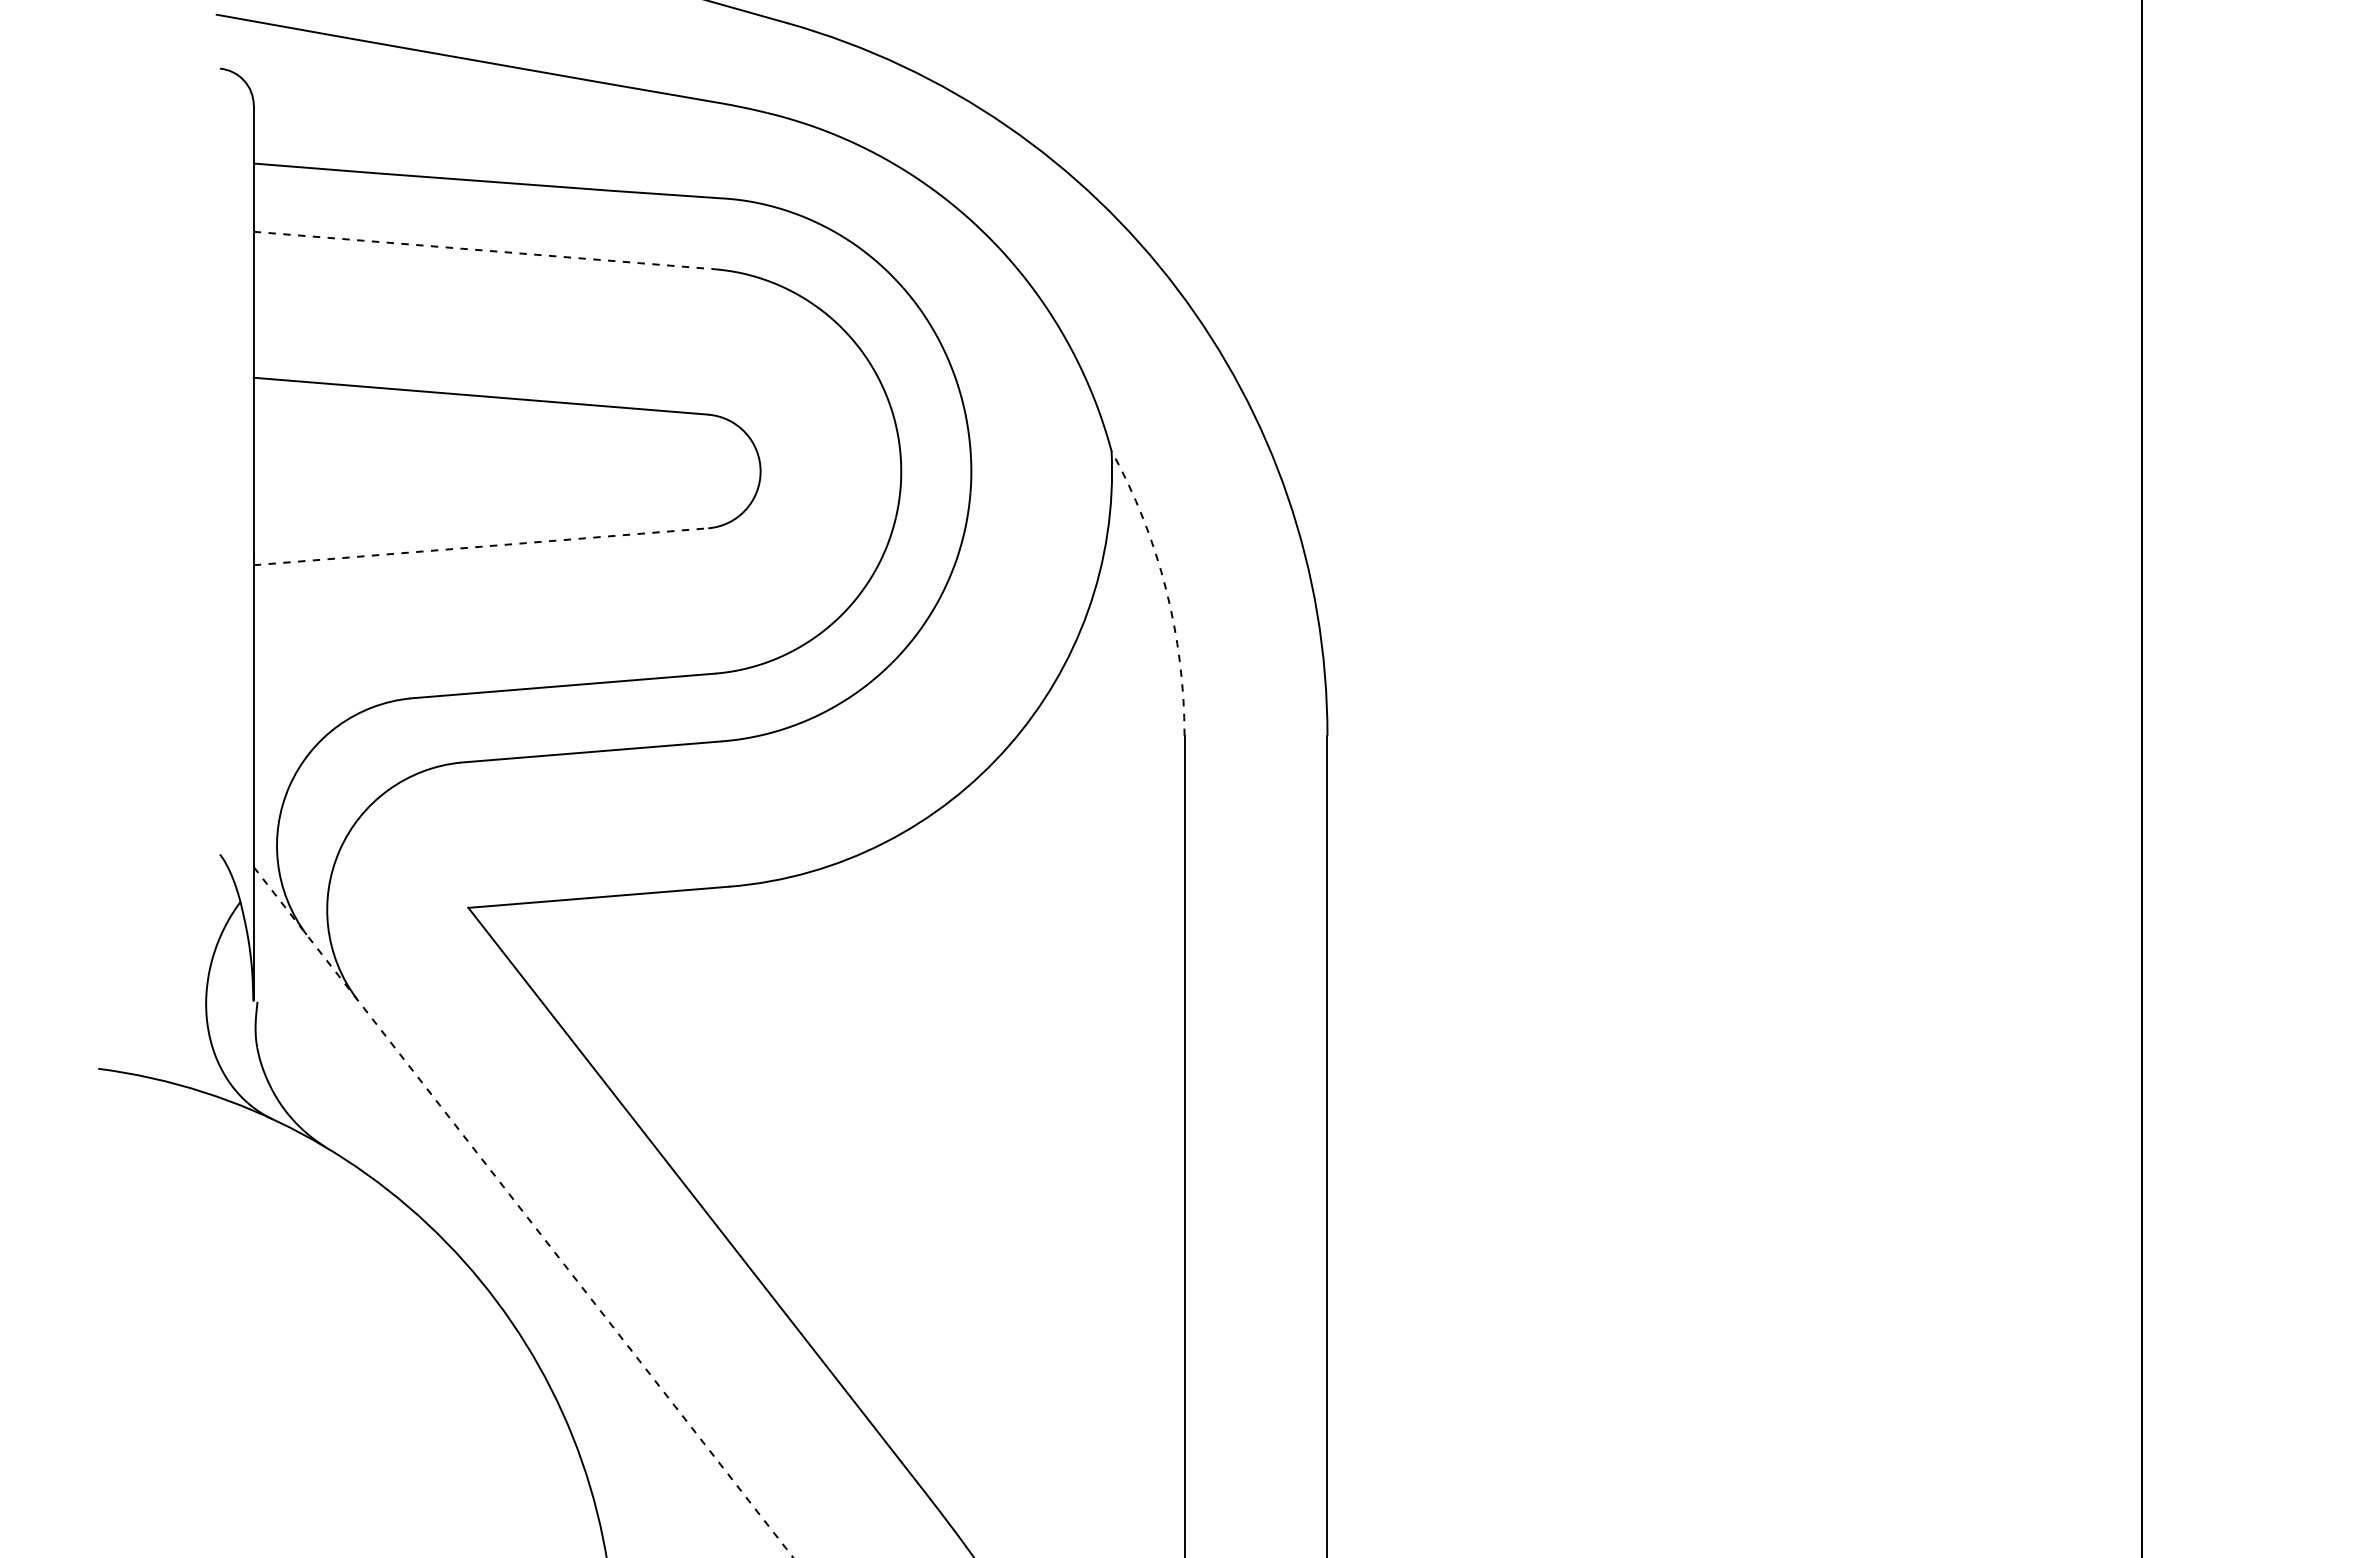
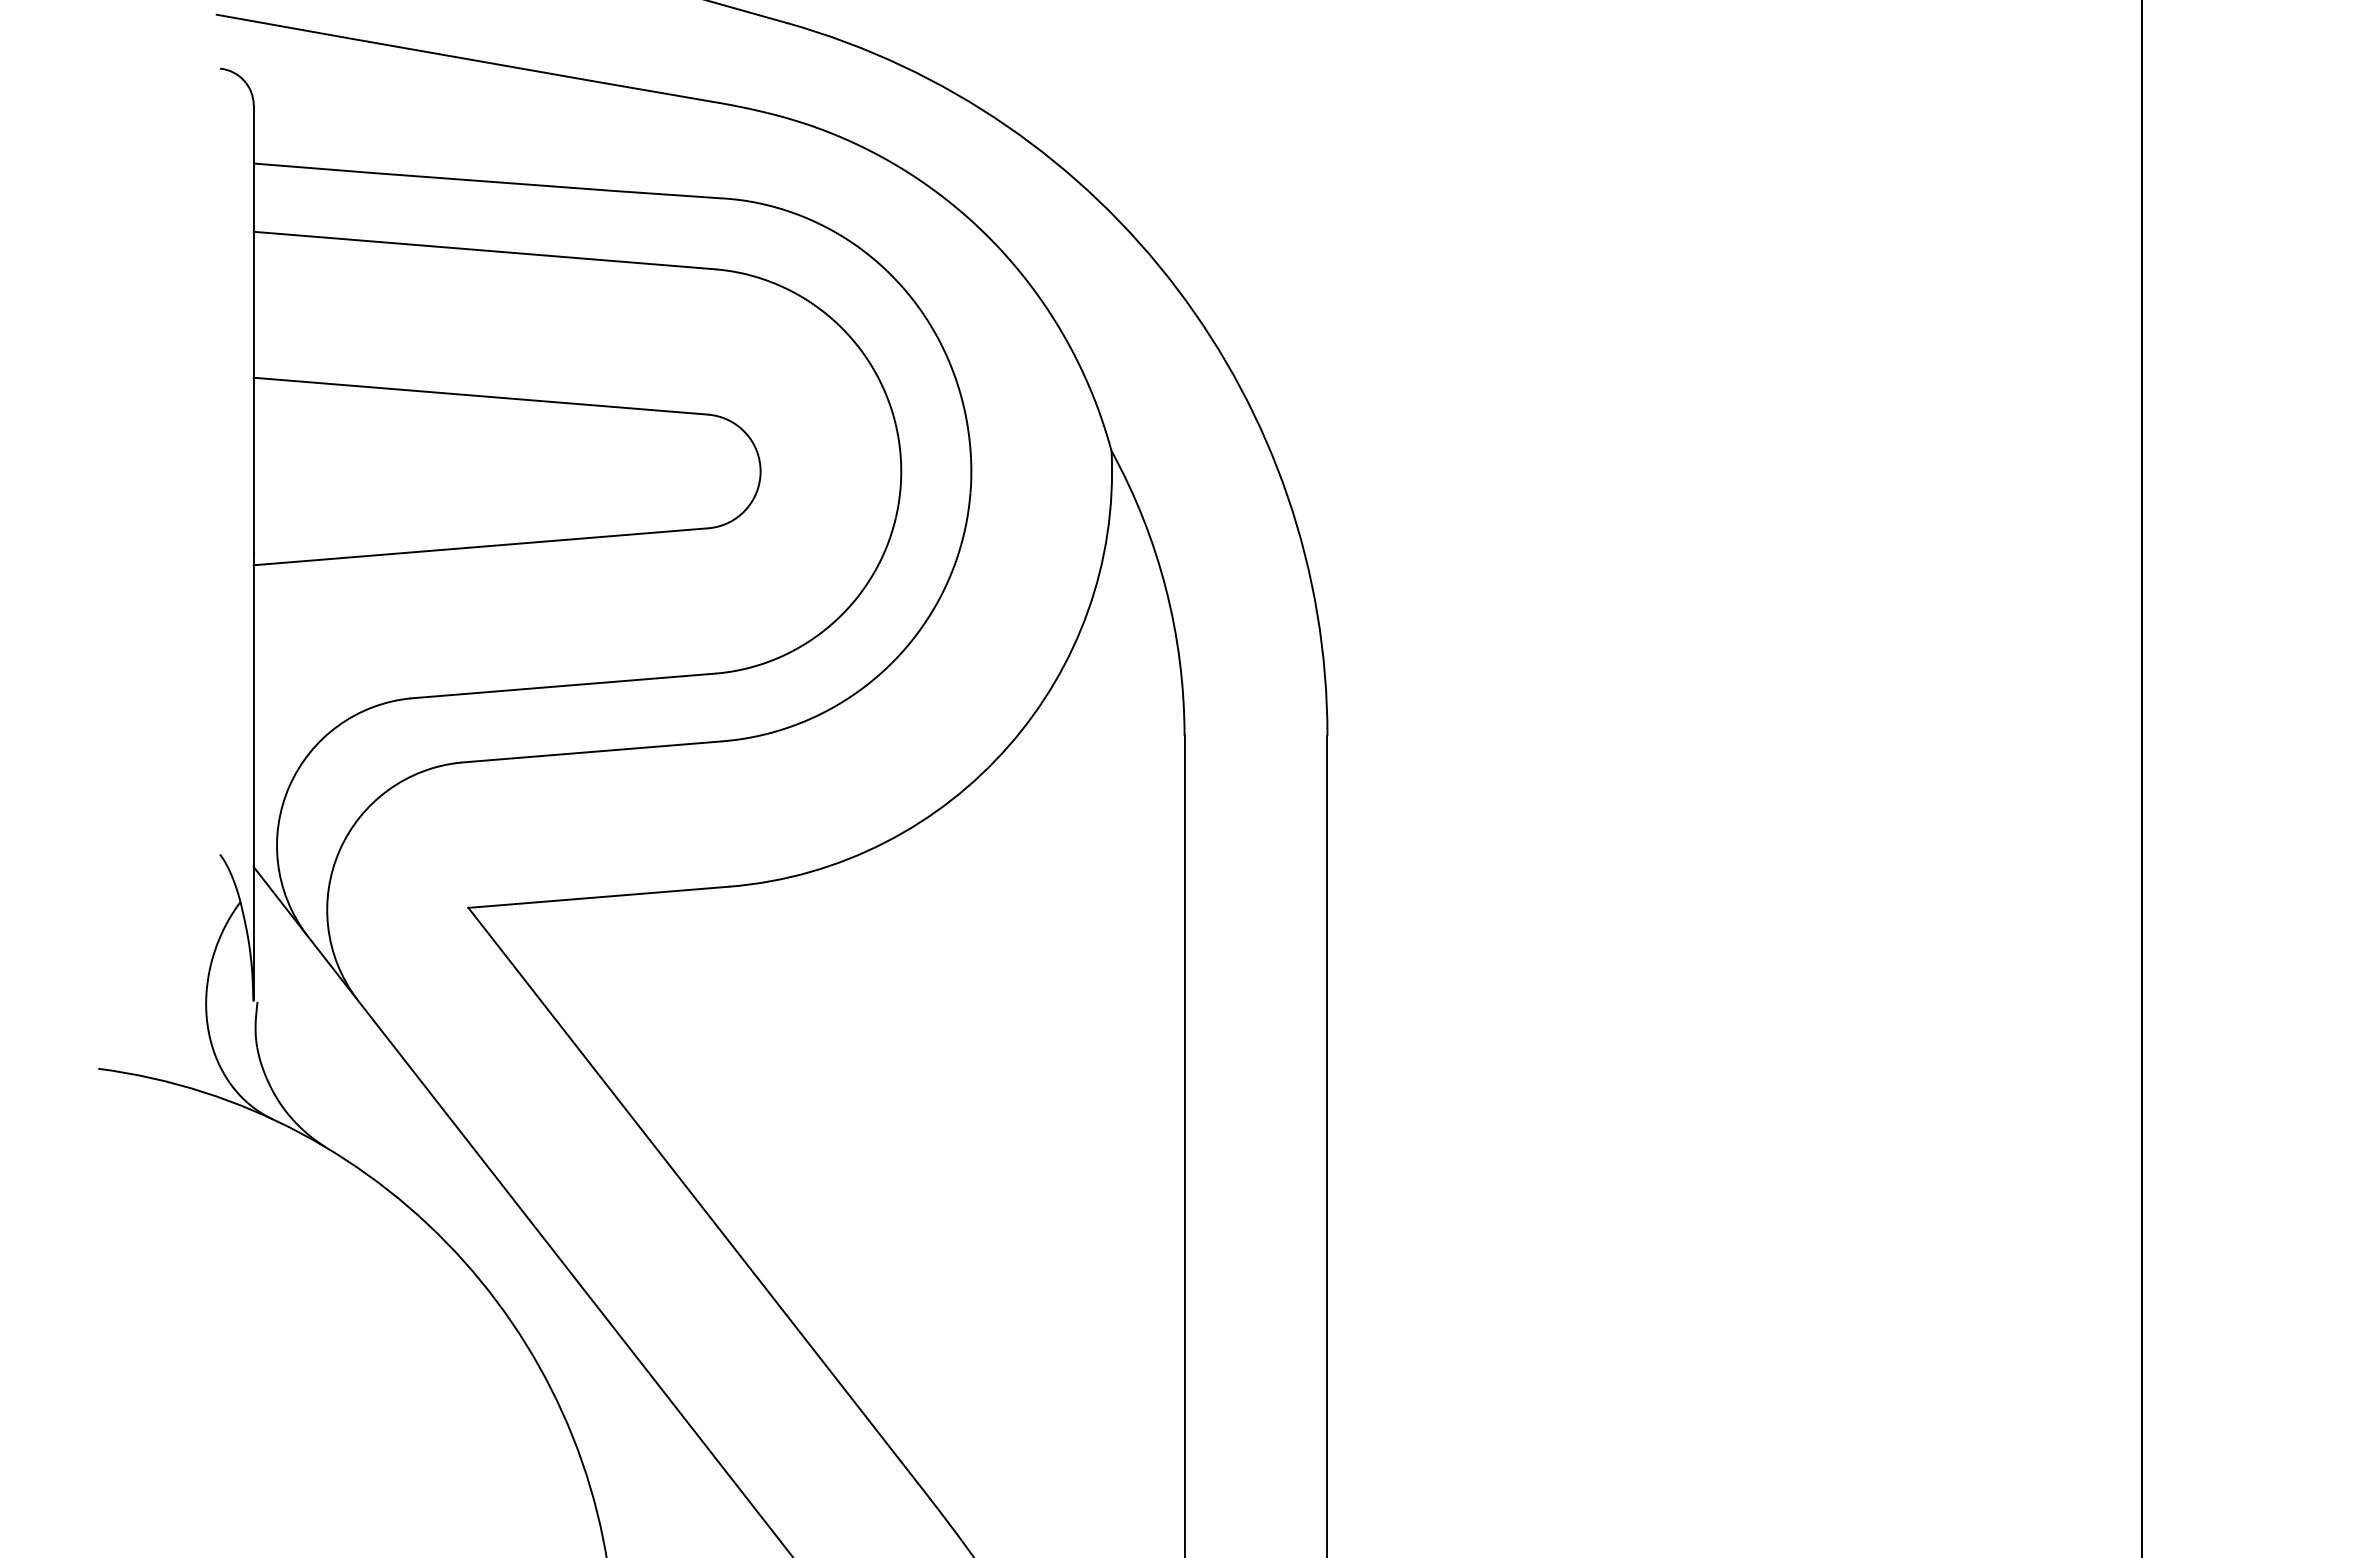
line: dashed -> solid (484, 250)
line: dashed -> solid (480, 546)
arc: dashed -> solid (1166, 588)
line: dashed -> solid (523, 1212)
